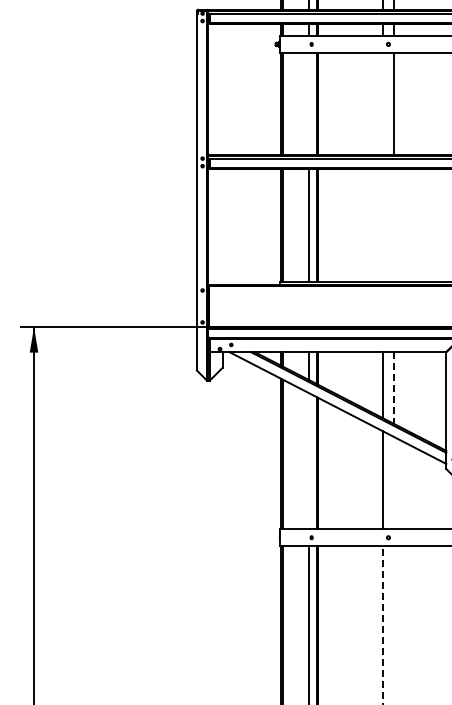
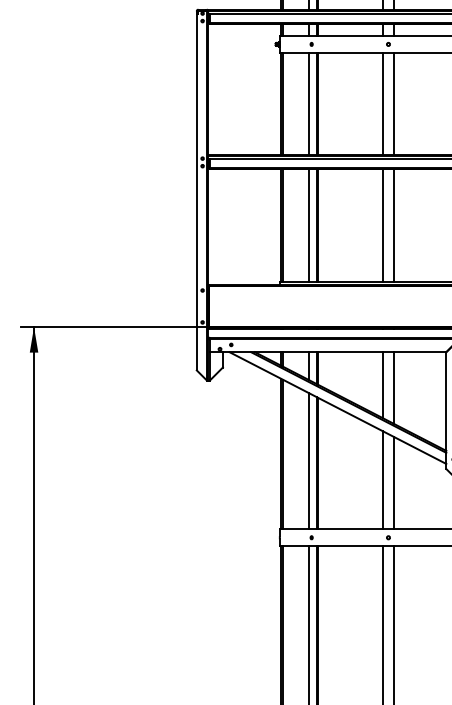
line: none -> present (308, 103)
line: none -> present (382, 103)
line: none -> present (382, 225)
line: none -> present (394, 225)
line: dashed -> solid (394, 388)
line: none -> present (308, 460)
line: none -> present (394, 483)
line: none -> present (394, 623)
line: dashed -> solid (382, 625)
